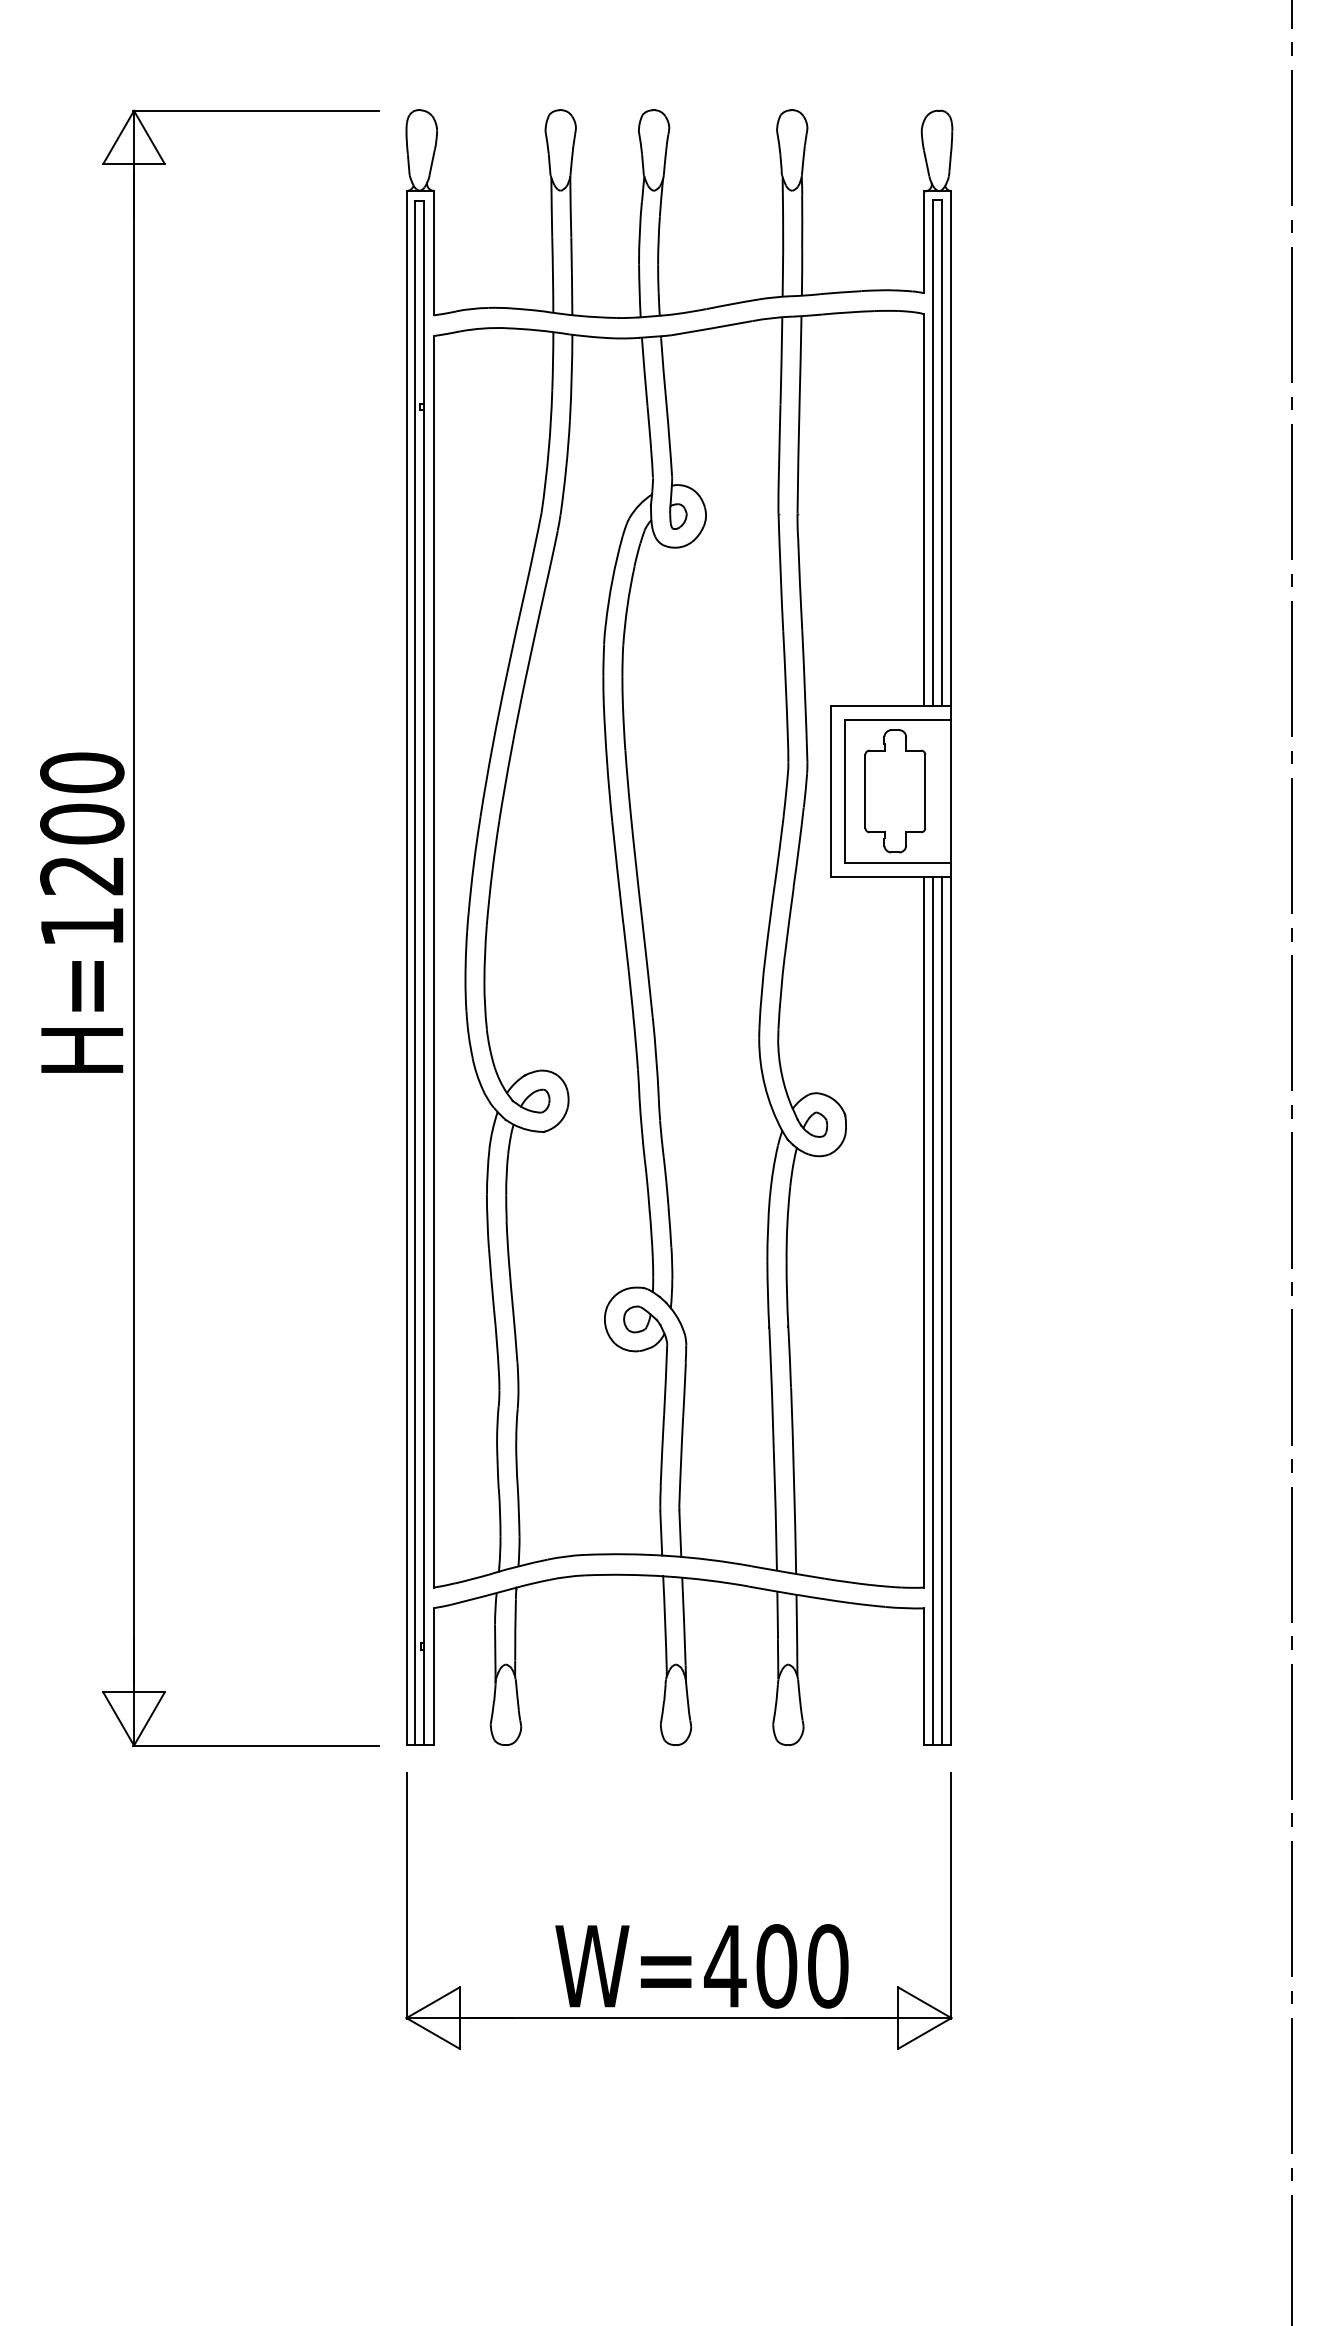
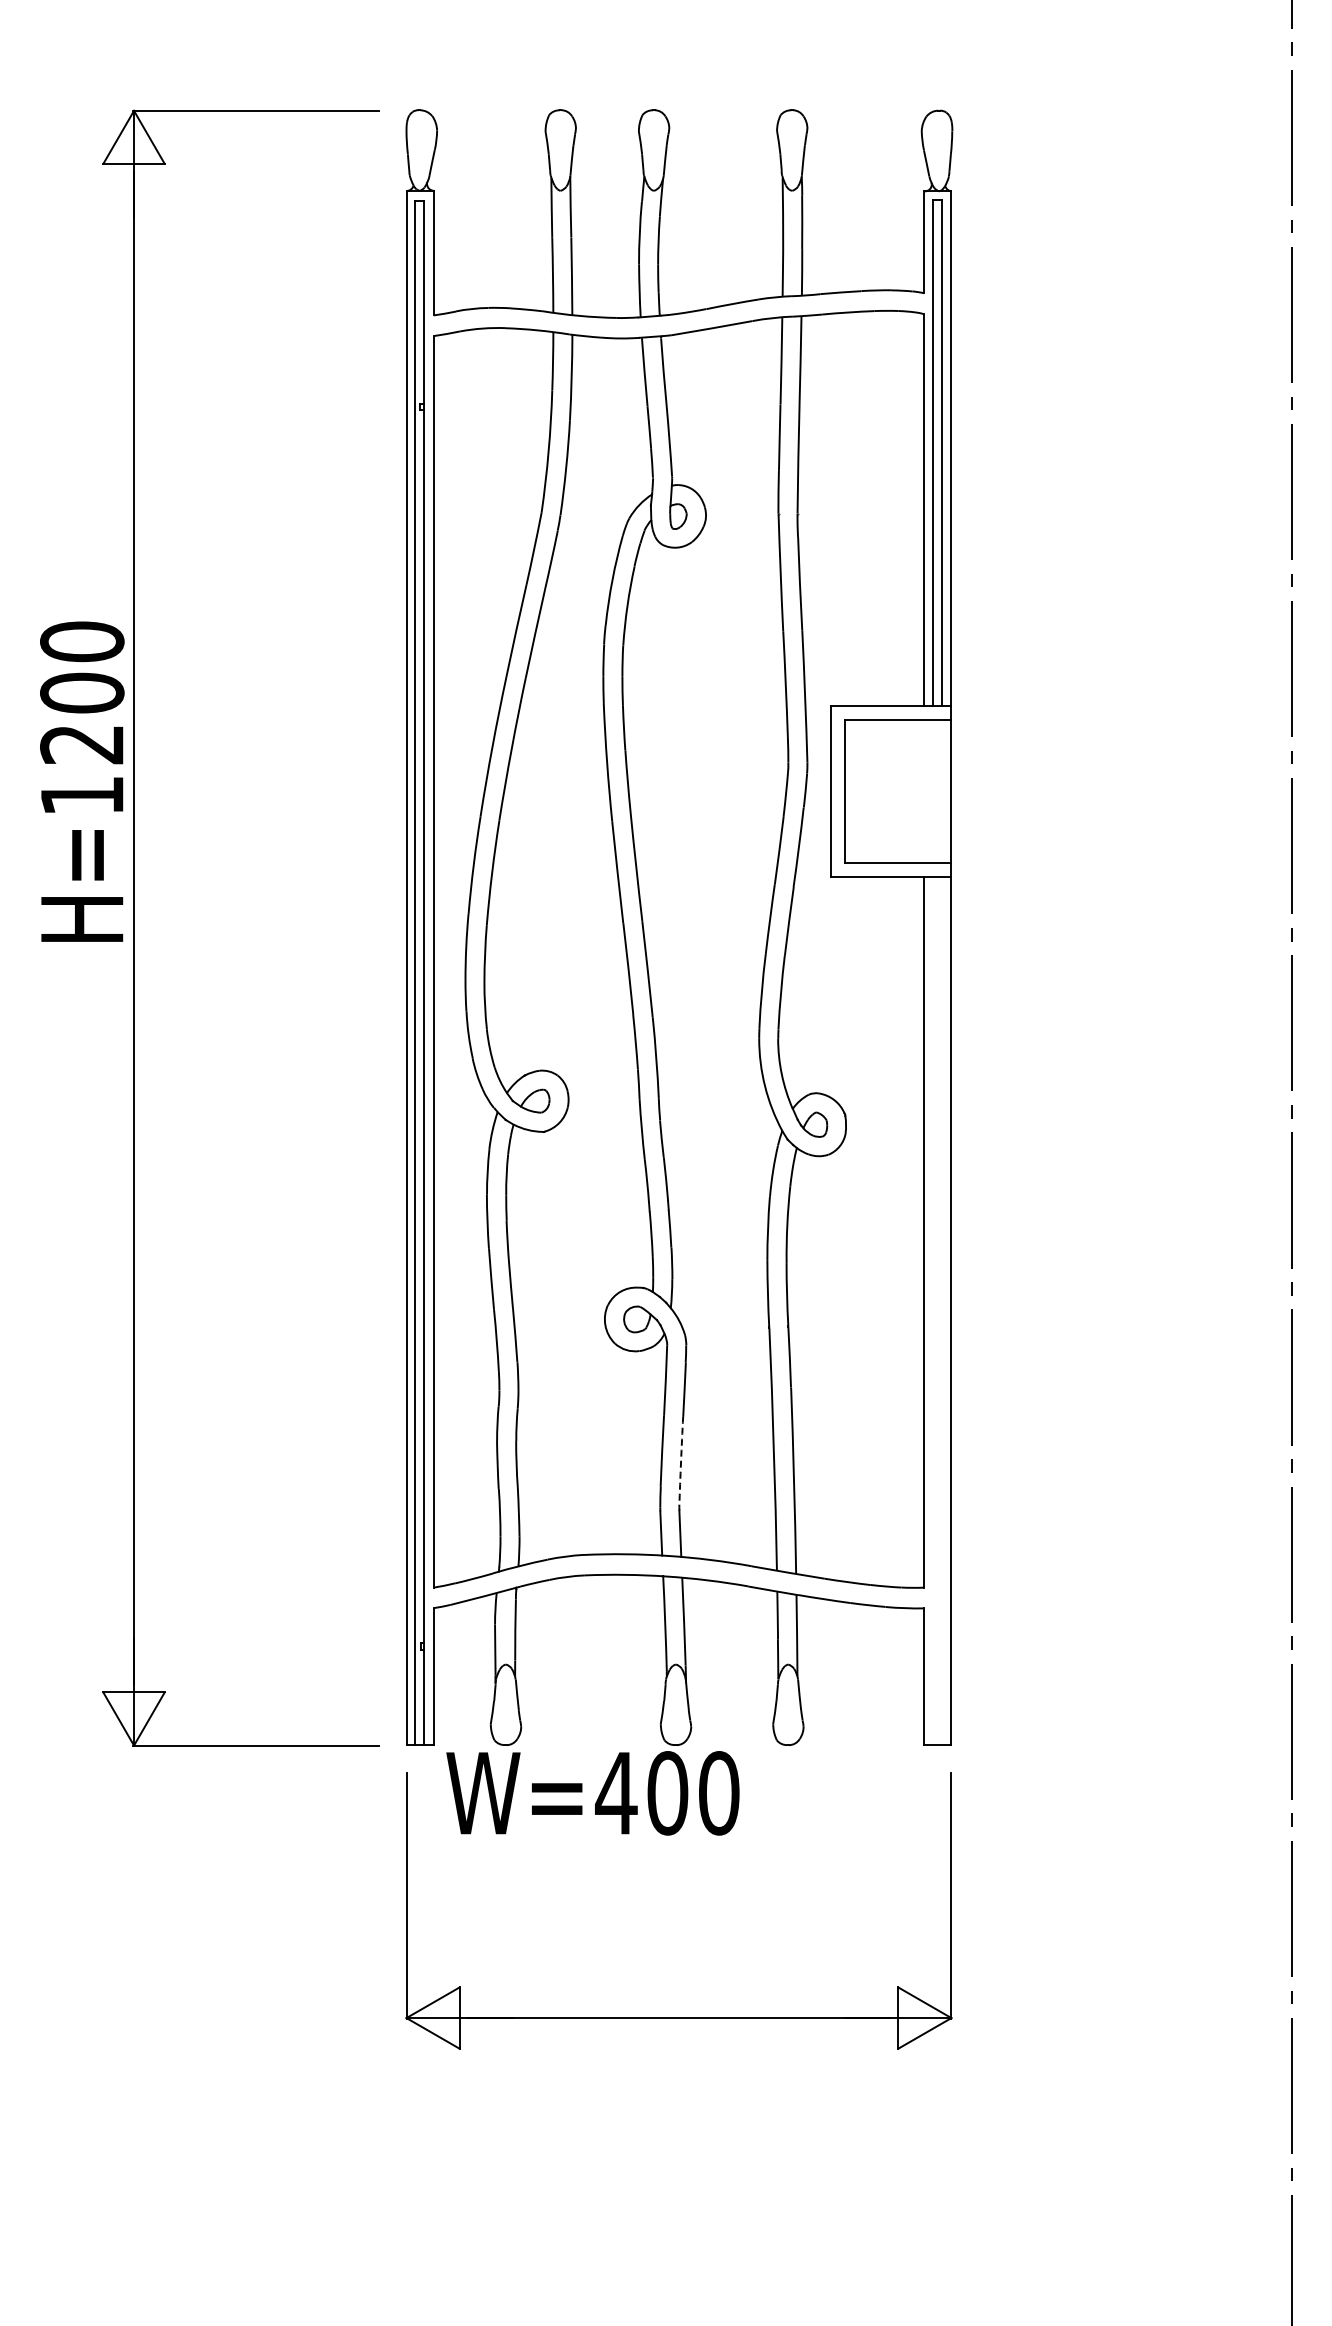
part: present -> none (895, 791)
text position: (82, 912) -> (82, 781) (82, 781)
line: present -> none (933, 1310)
line: present -> none (942, 1310)
arc: solid -> dashed (681, 1461)
text position: (701, 1966) -> (592, 1793) (592, 1793)
